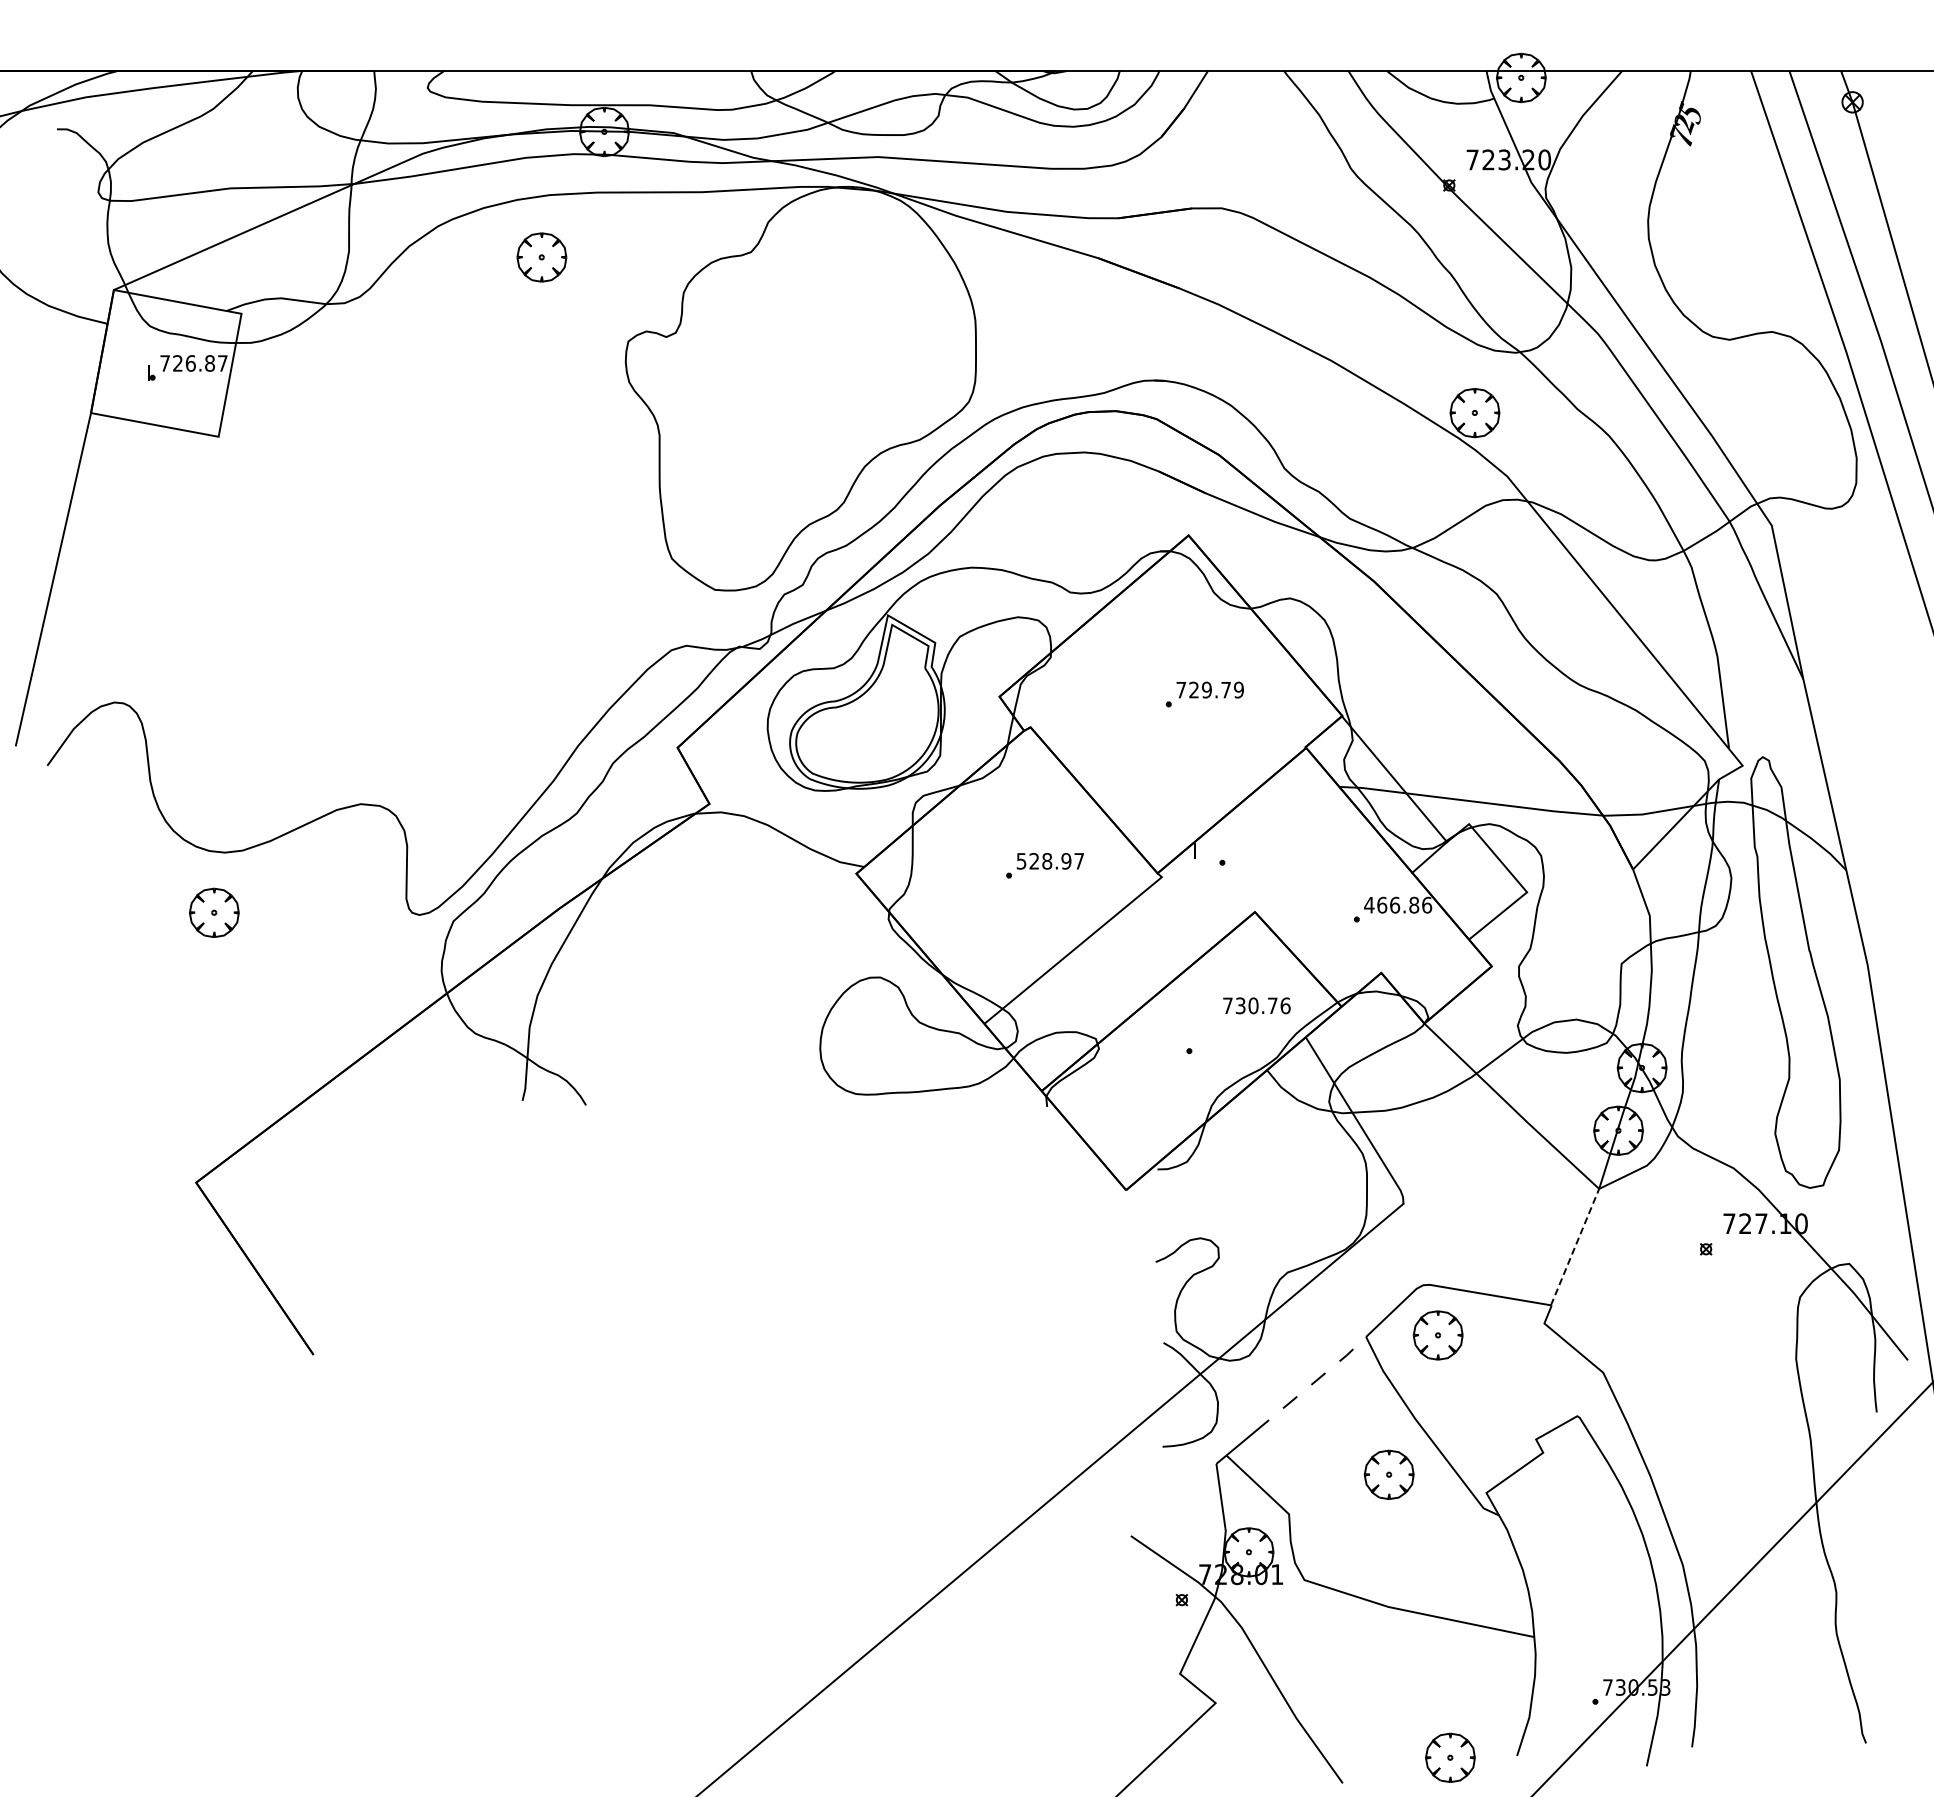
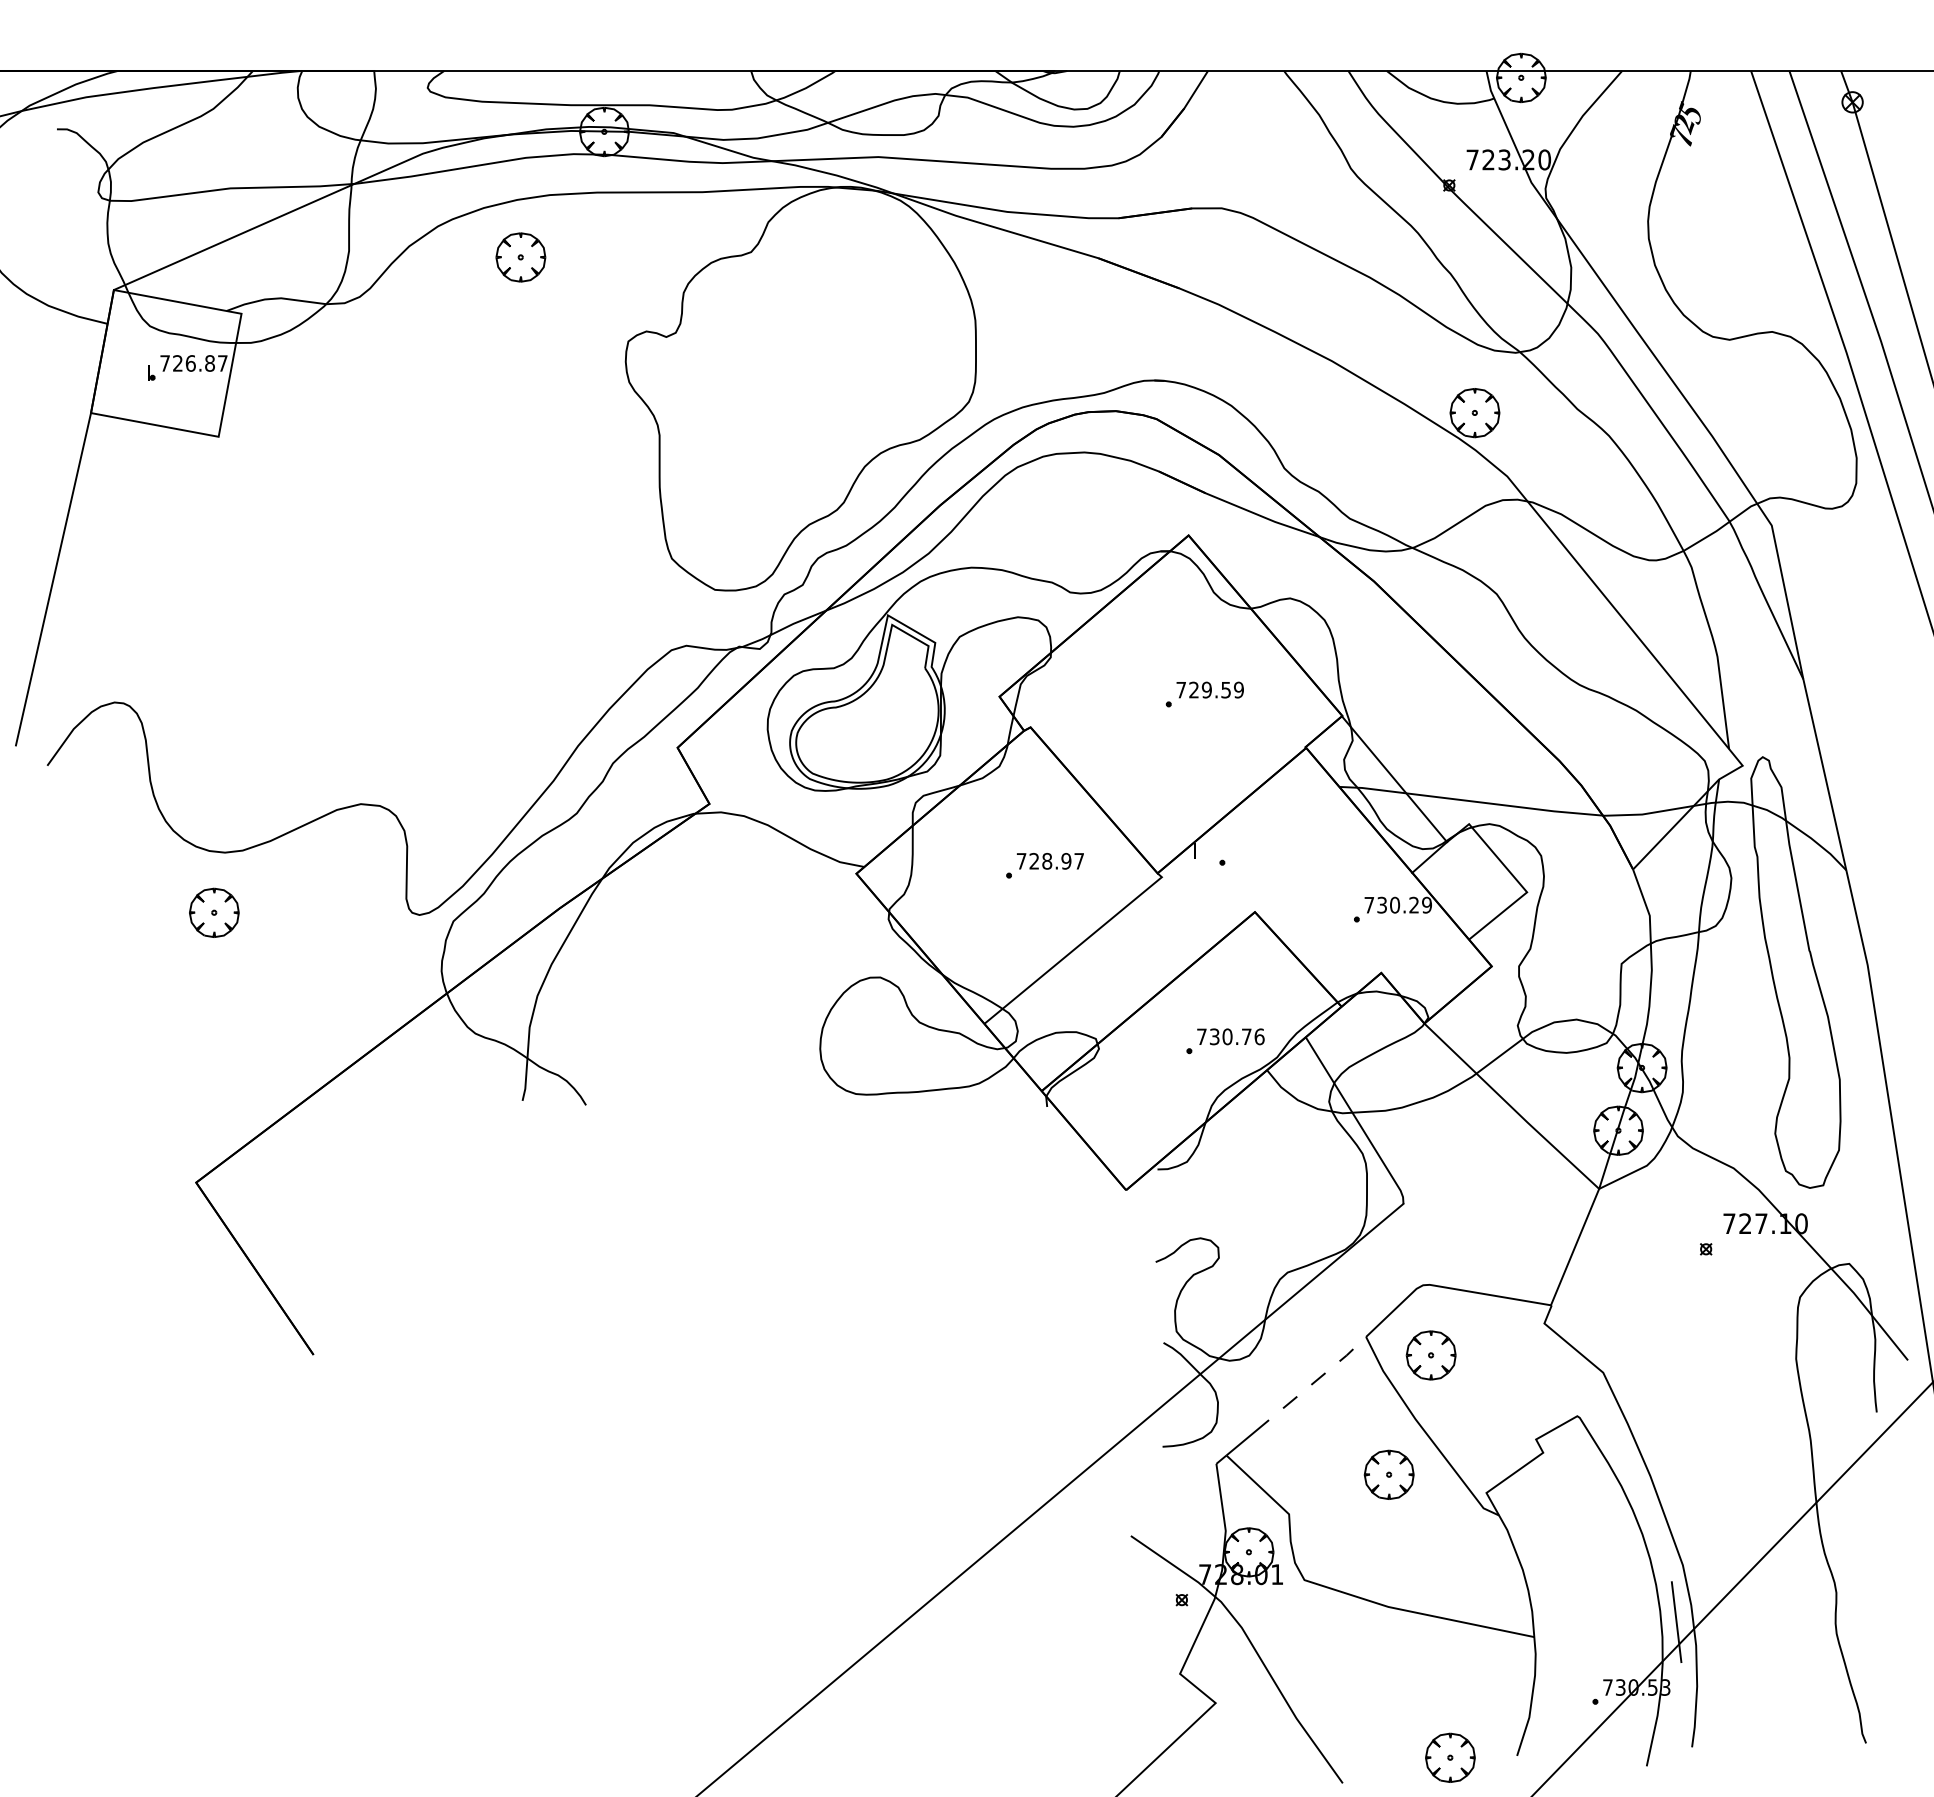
part position: (541, 257) -> (520, 257) (520, 257)
text: 729.79 -> 729.59 (1225, 690)
text: 528.97 -> 728.97 (1021, 861)
text: 466.86 -> 730.29 (1398, 904)
text position: (1256, 1005) -> (1230, 1036) (1230, 1036)
line: dashed -> solid (1575, 1247)
part position: (1437, 1335) -> (1430, 1355) (1430, 1355)
line: none -> present (1676, 1622)
